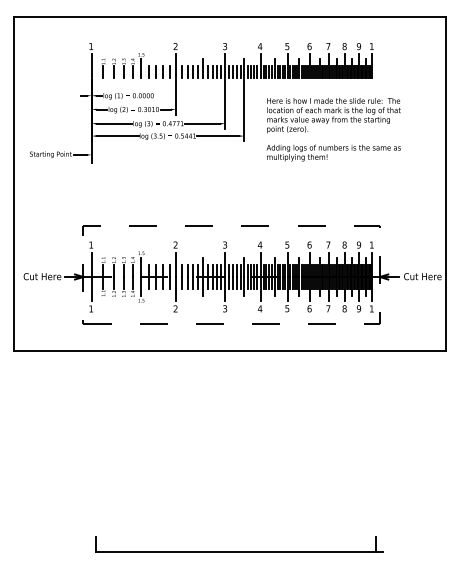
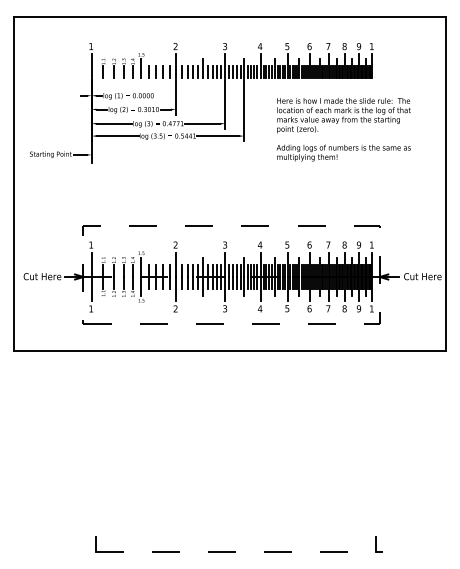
text position: (333, 129) -> (343, 129) (343, 129)
line: solid -> dashed (239, 551)
